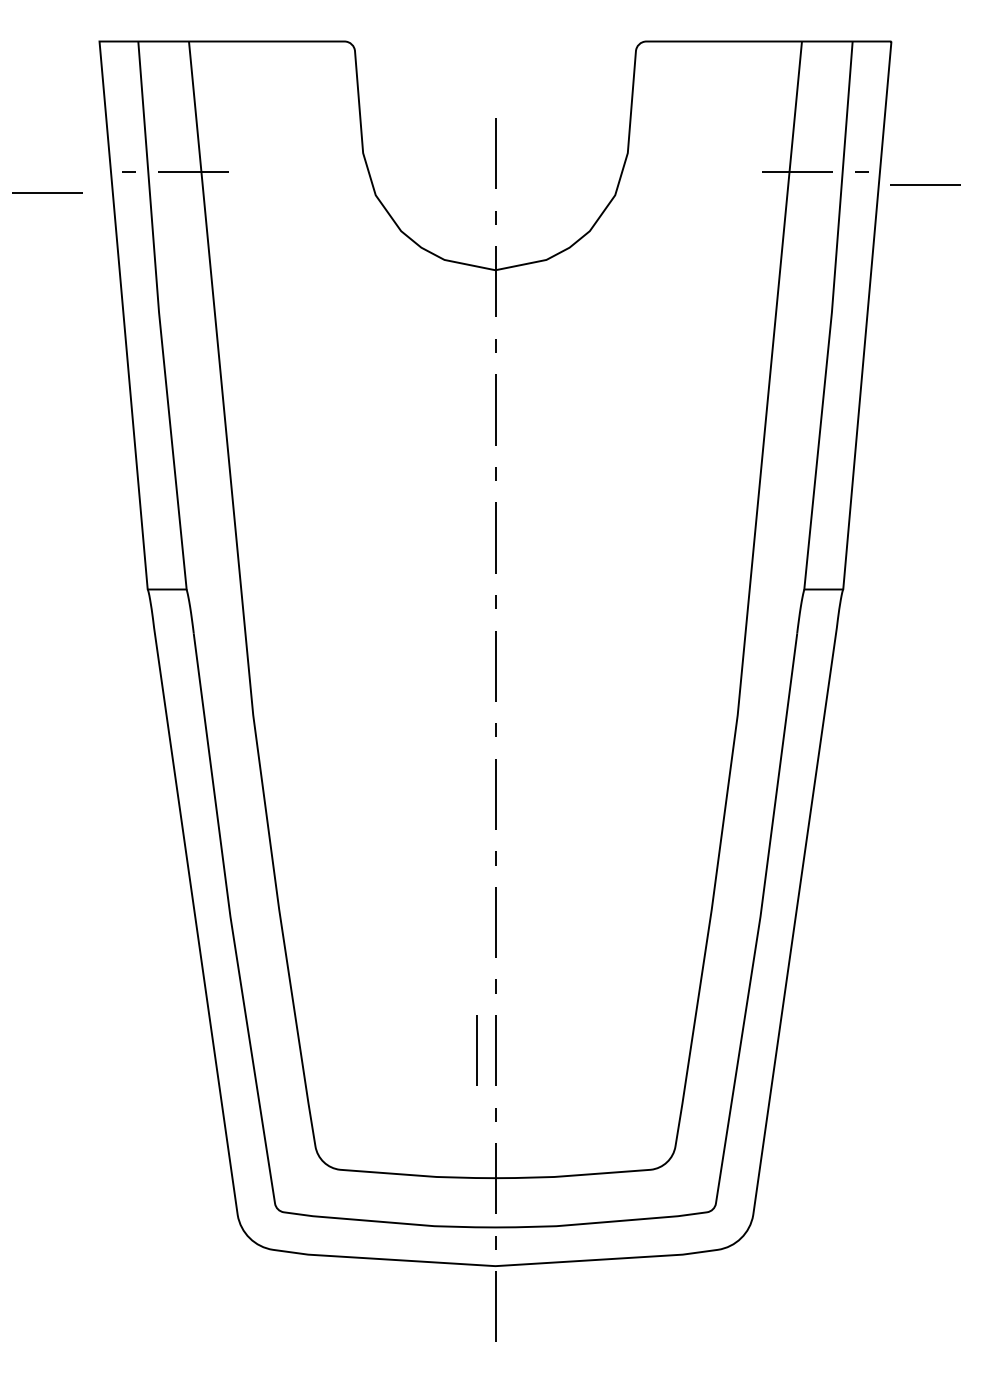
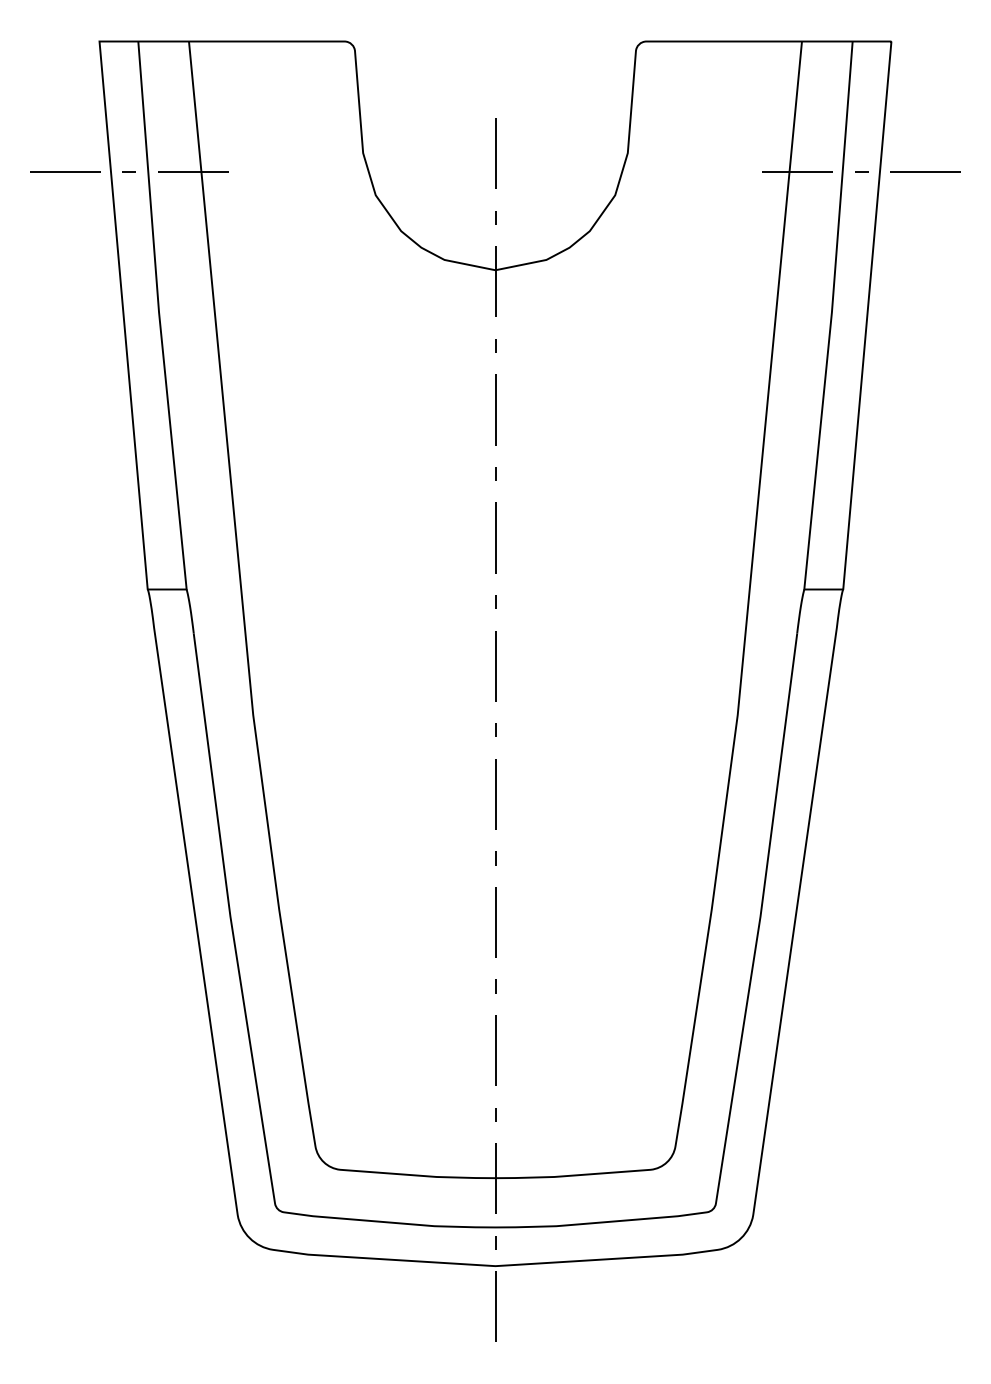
line position: (925, 184) -> (925, 171) (925, 171)
line position: (47, 192) -> (65, 171) (65, 171)
line: present -> none (476, 1050)
